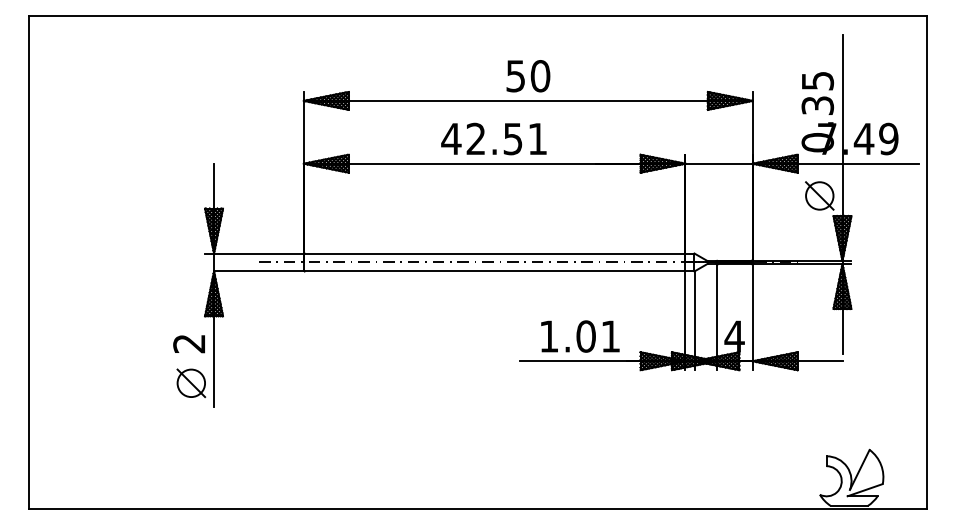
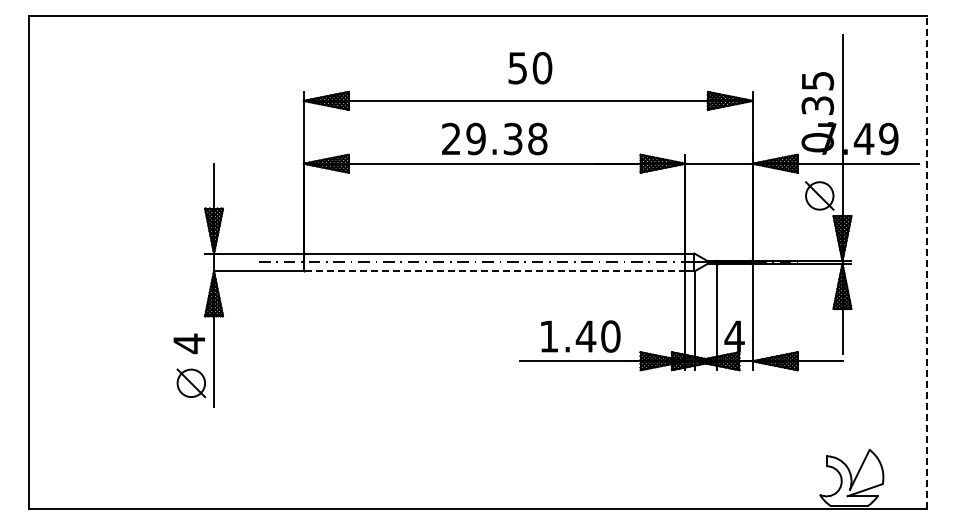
text position: (528, 76) -> (530, 68) (530, 68)
text: 42.51 -> 29.38 (494, 138)
line: solid -> dashed (927, 262)
line: solid -> dashed (495, 271)
text: 1.01 -> 1.40 (597, 336)
text: 2 -> 4 (188, 343)
